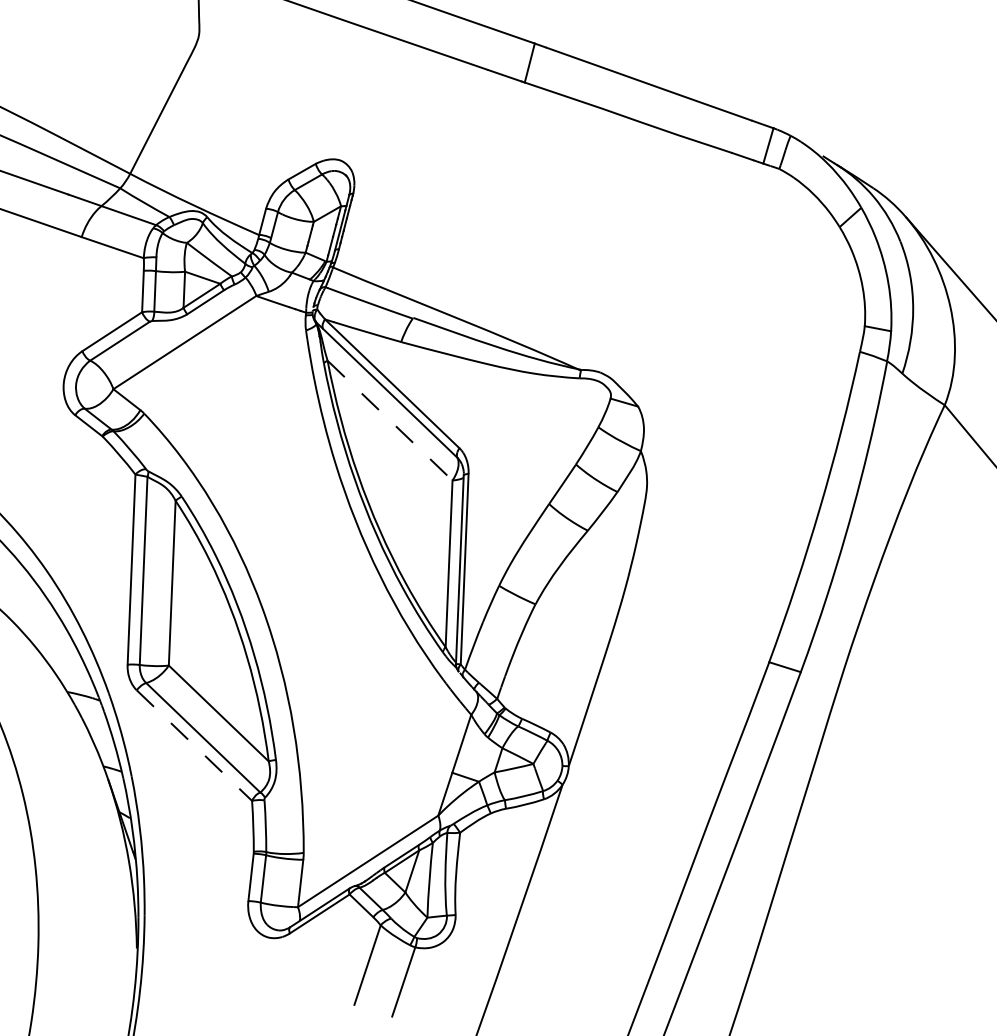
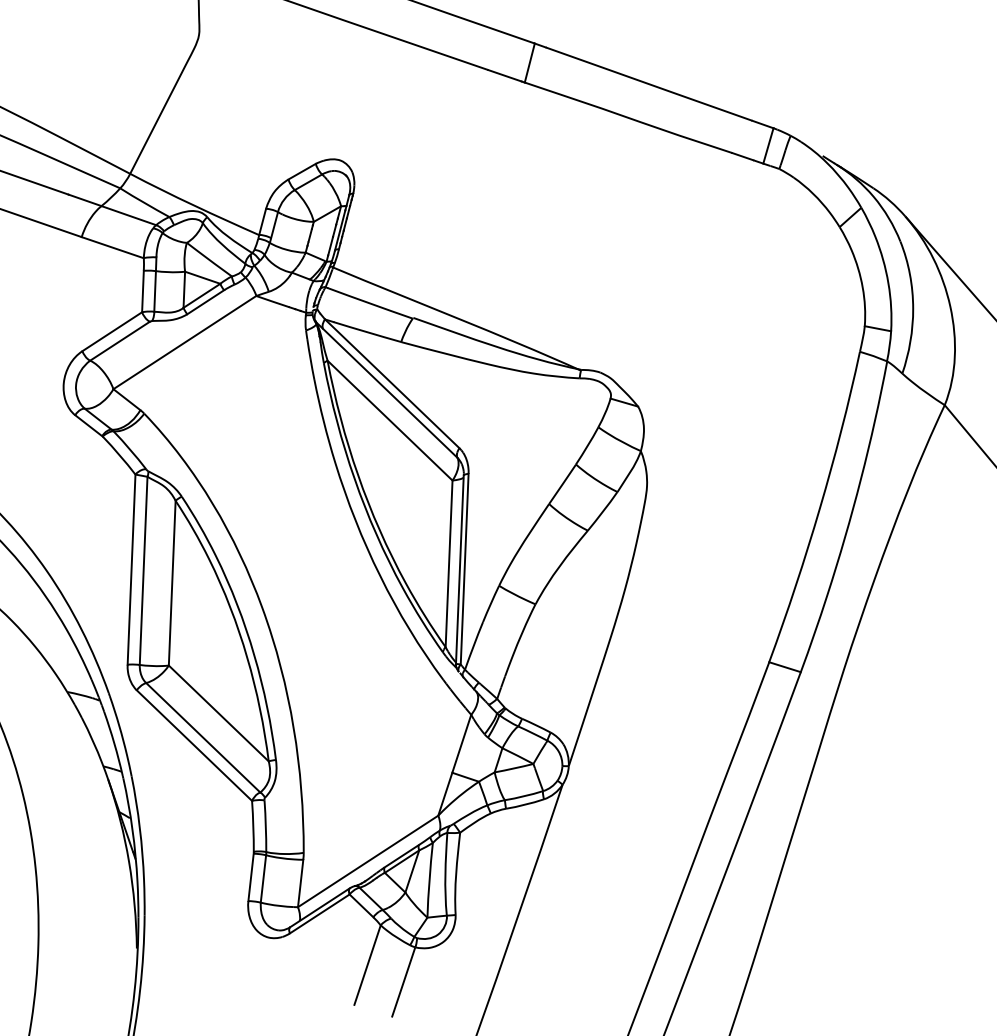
line: dashed -> solid (390, 420)
line: dashed -> solid (194, 745)
